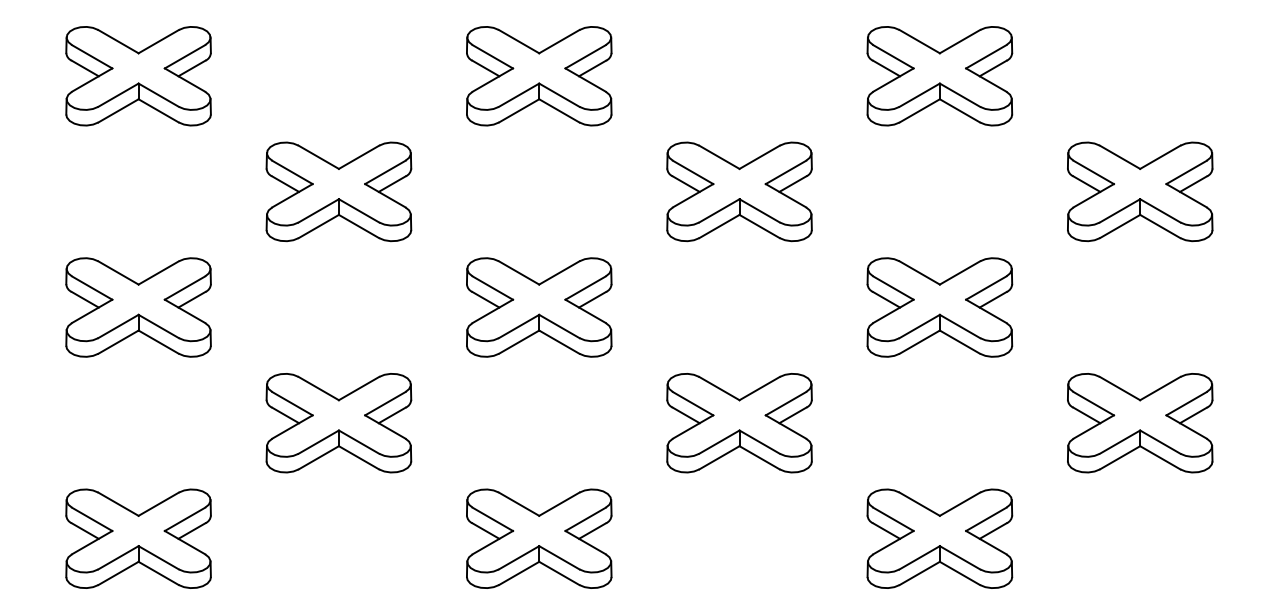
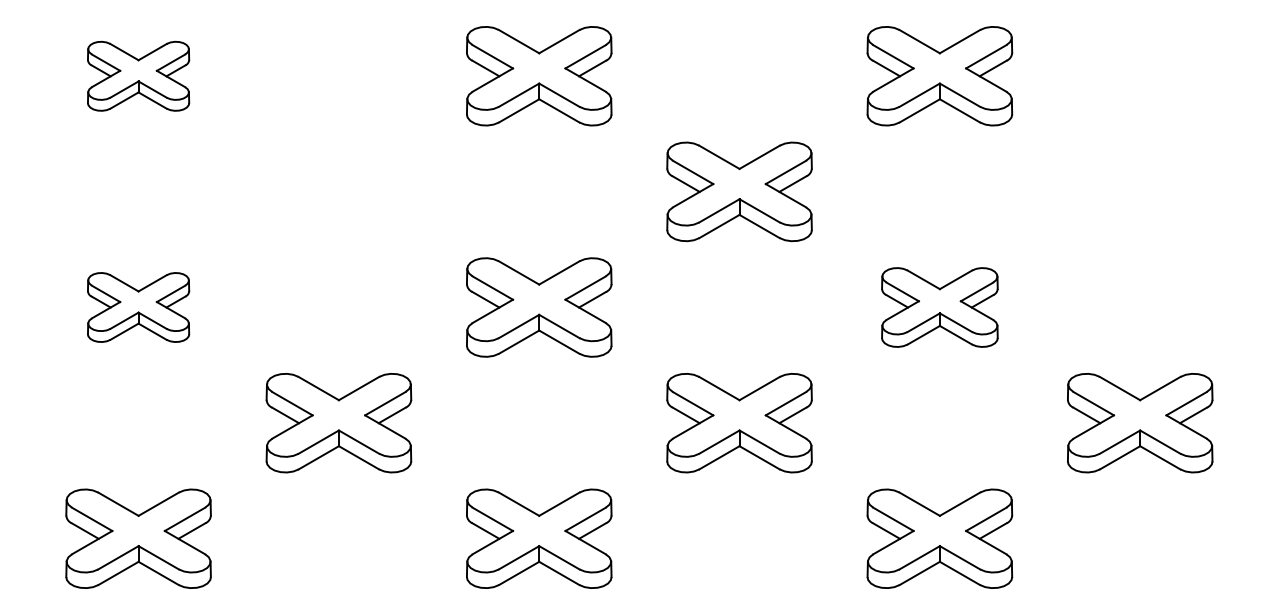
part size: 147x101 px -> 104x72 px (138, 75)
part: present -> none (338, 191)
part: present -> none (1140, 191)
part size: 147x101 px -> 104x71 px (138, 307)
part size: 148x101 px -> 118x81 px (939, 307)
